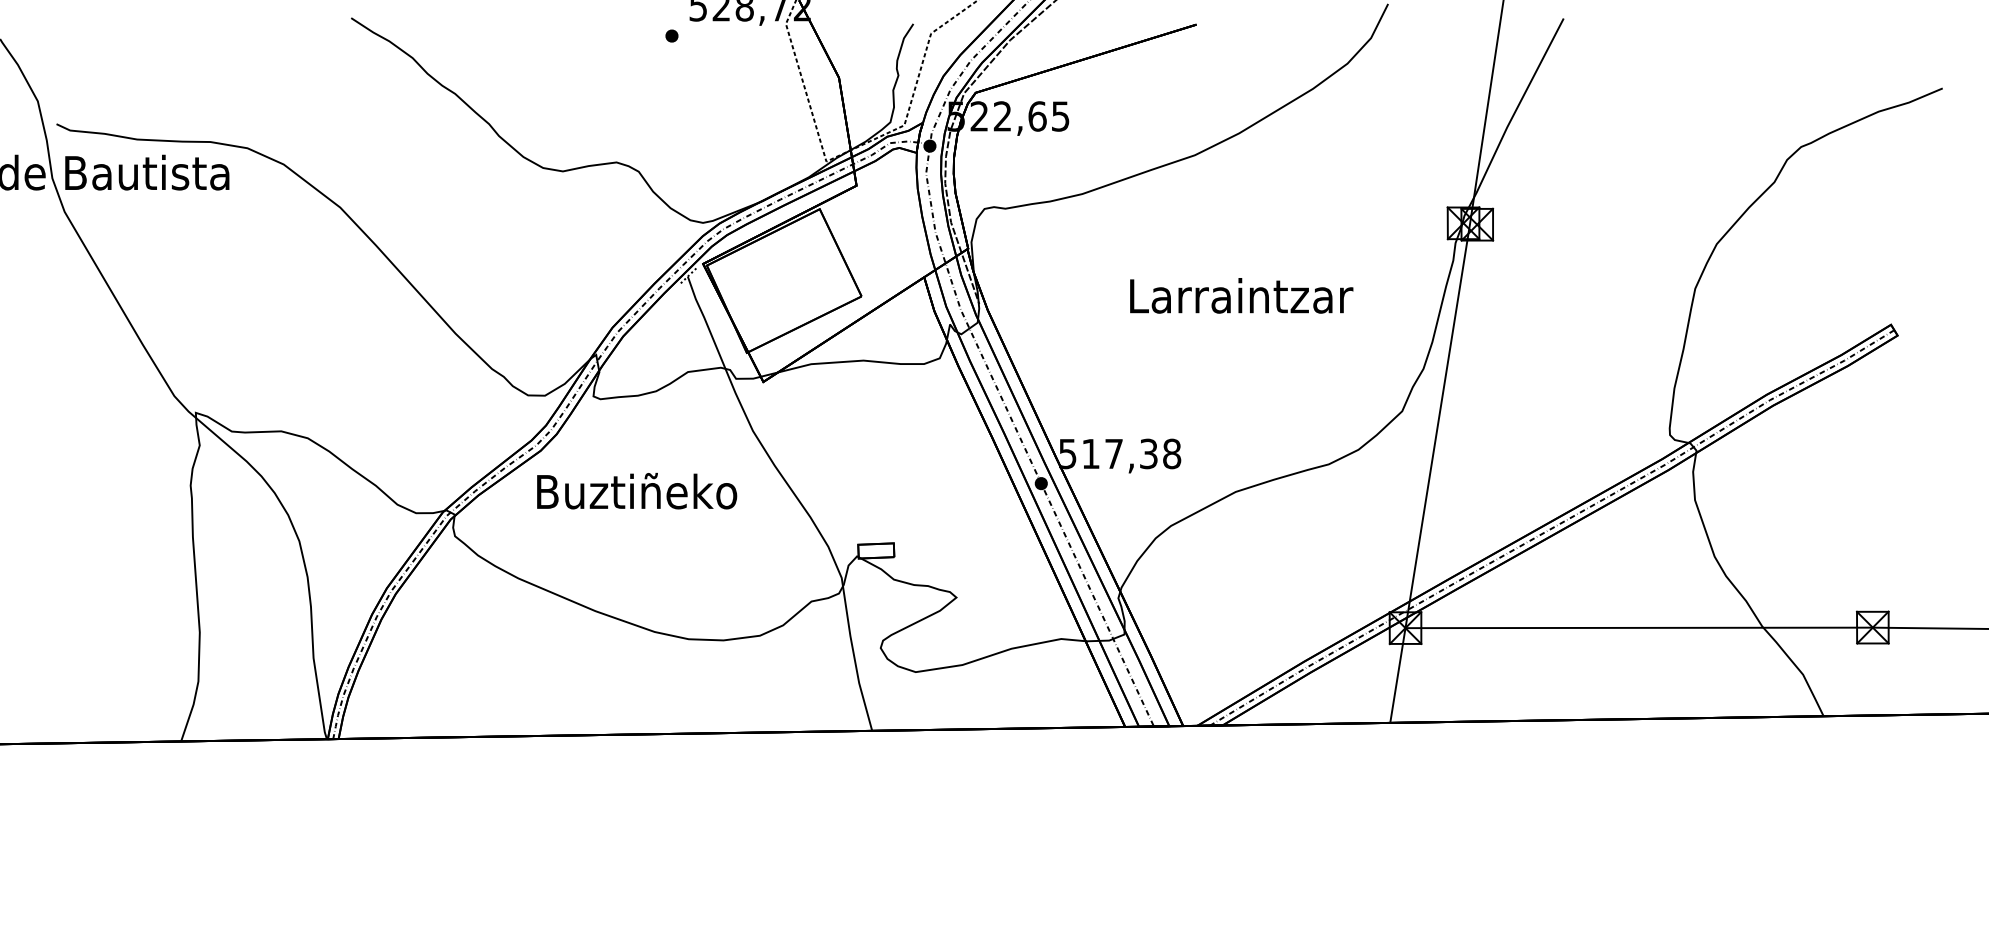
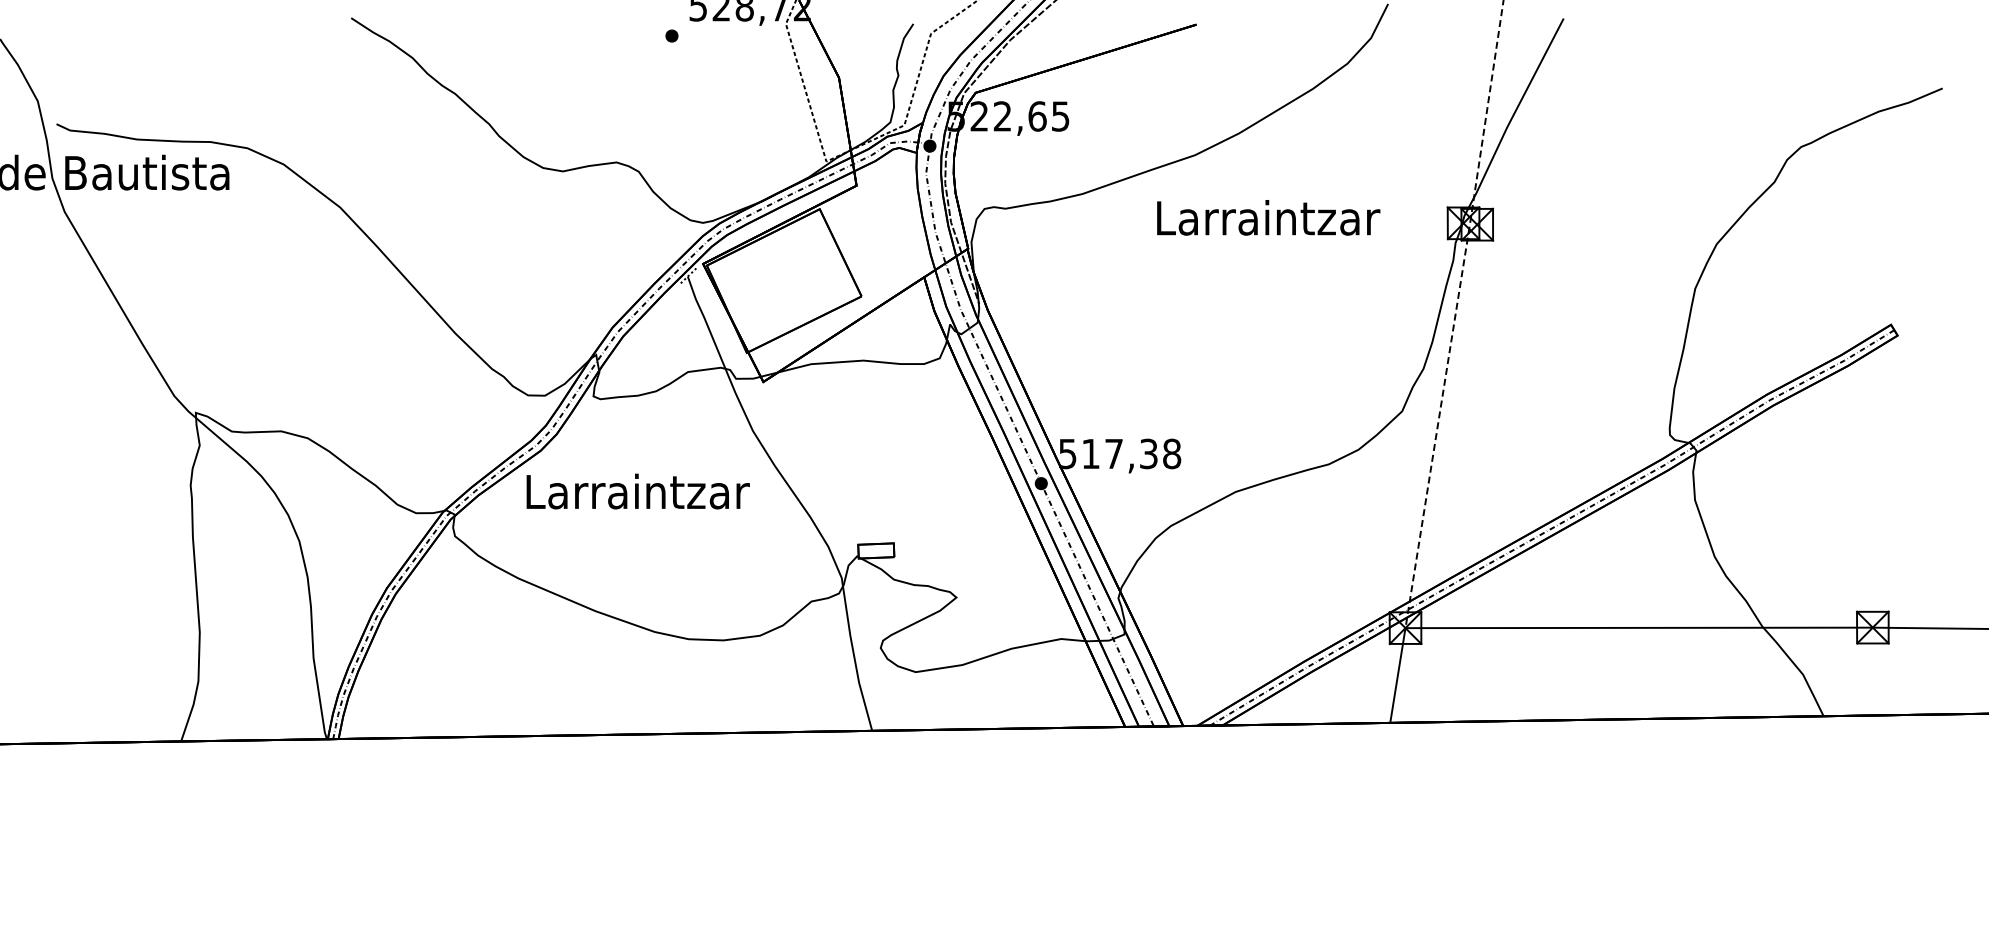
text position: (1241, 295) -> (1268, 217) (1268, 217)
line: solid -> dashed (1455, 314)
text: Buztiñeko -> Larraintzar (637, 490)
